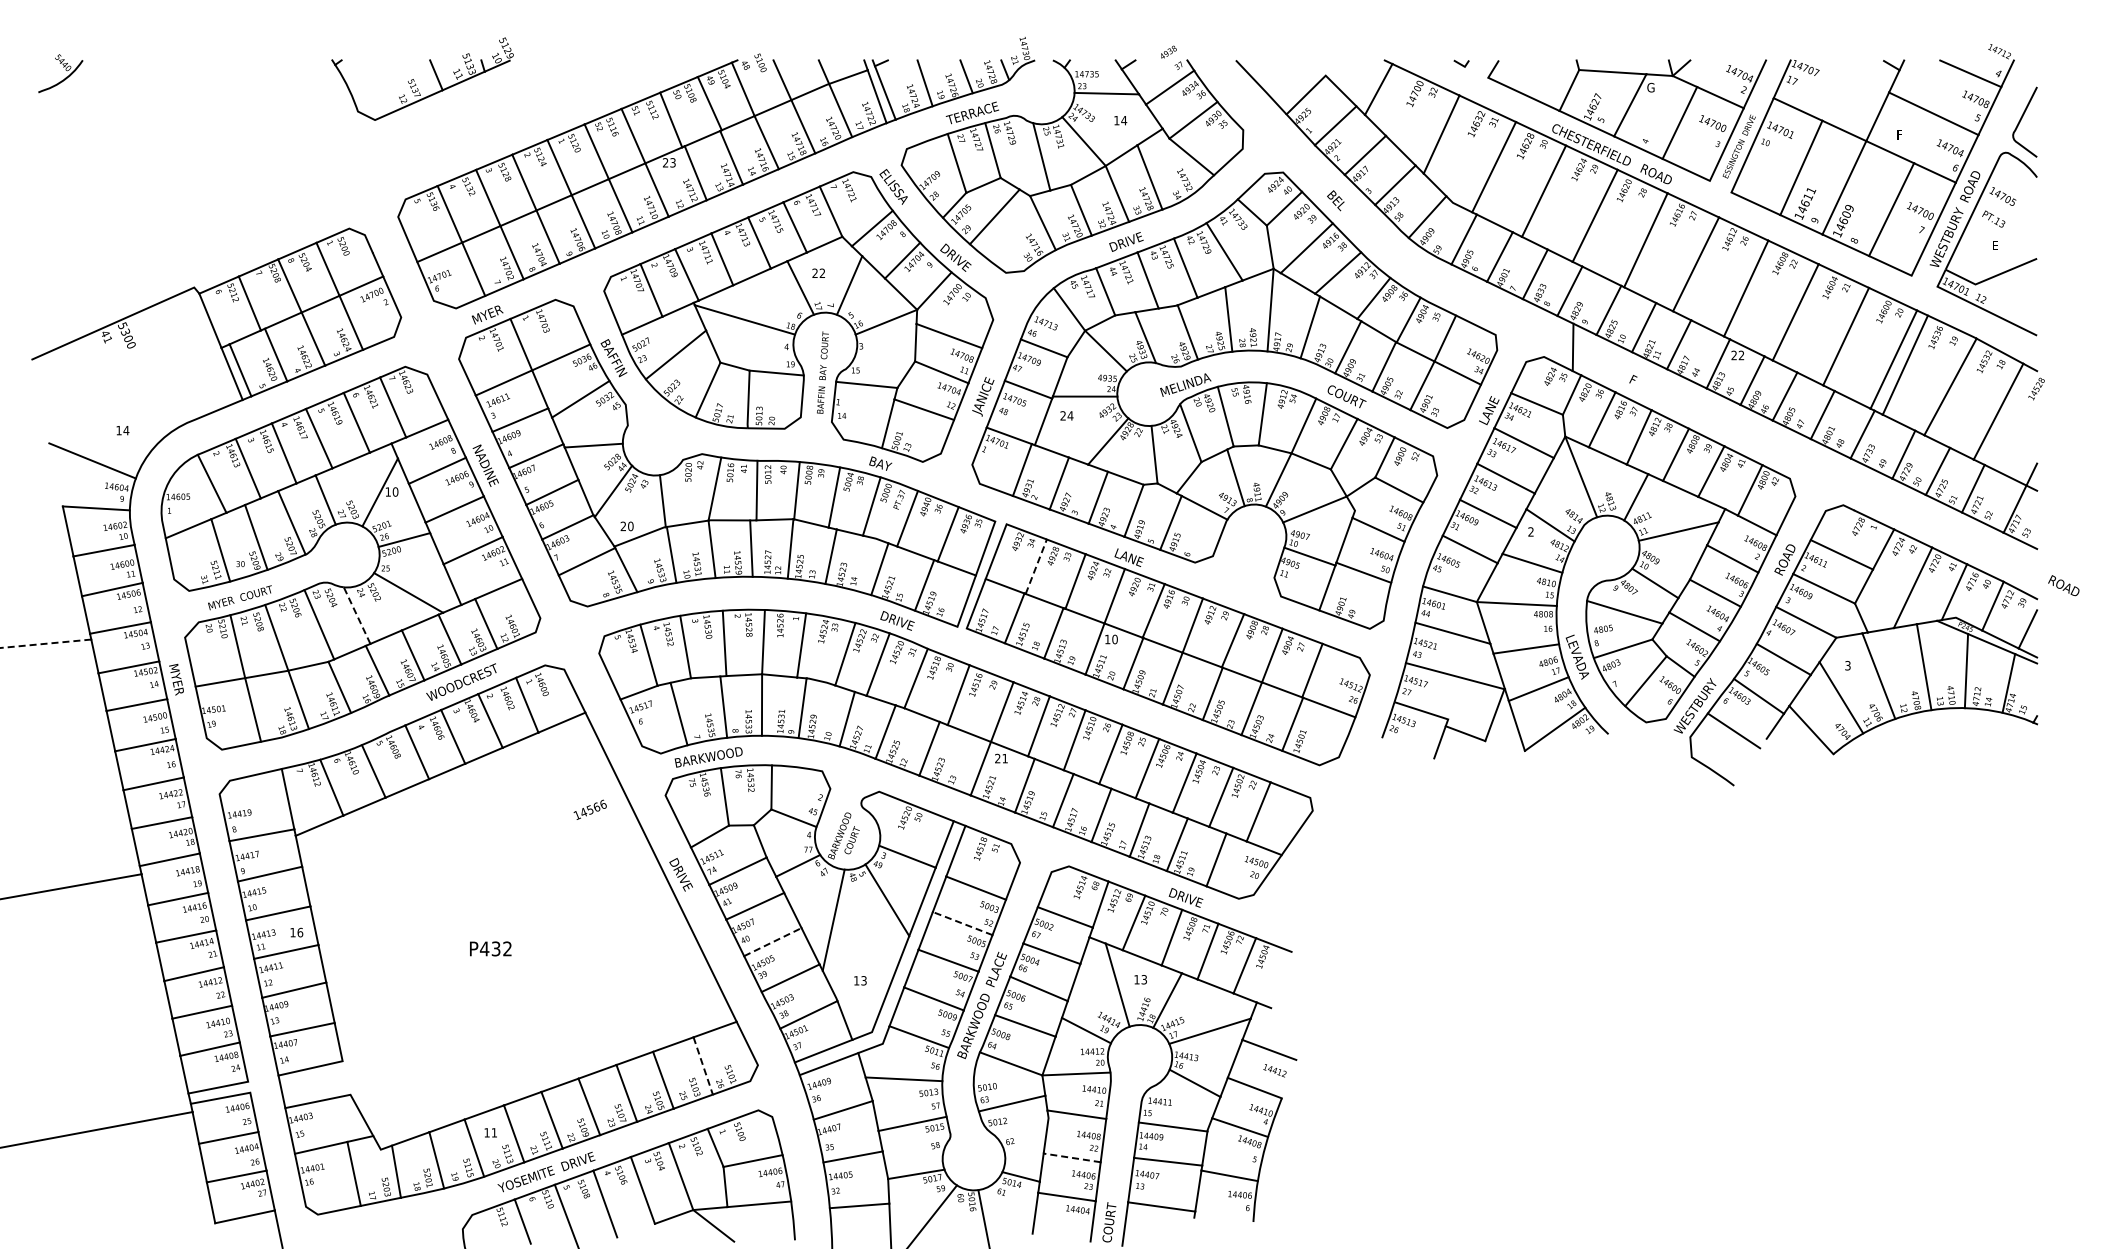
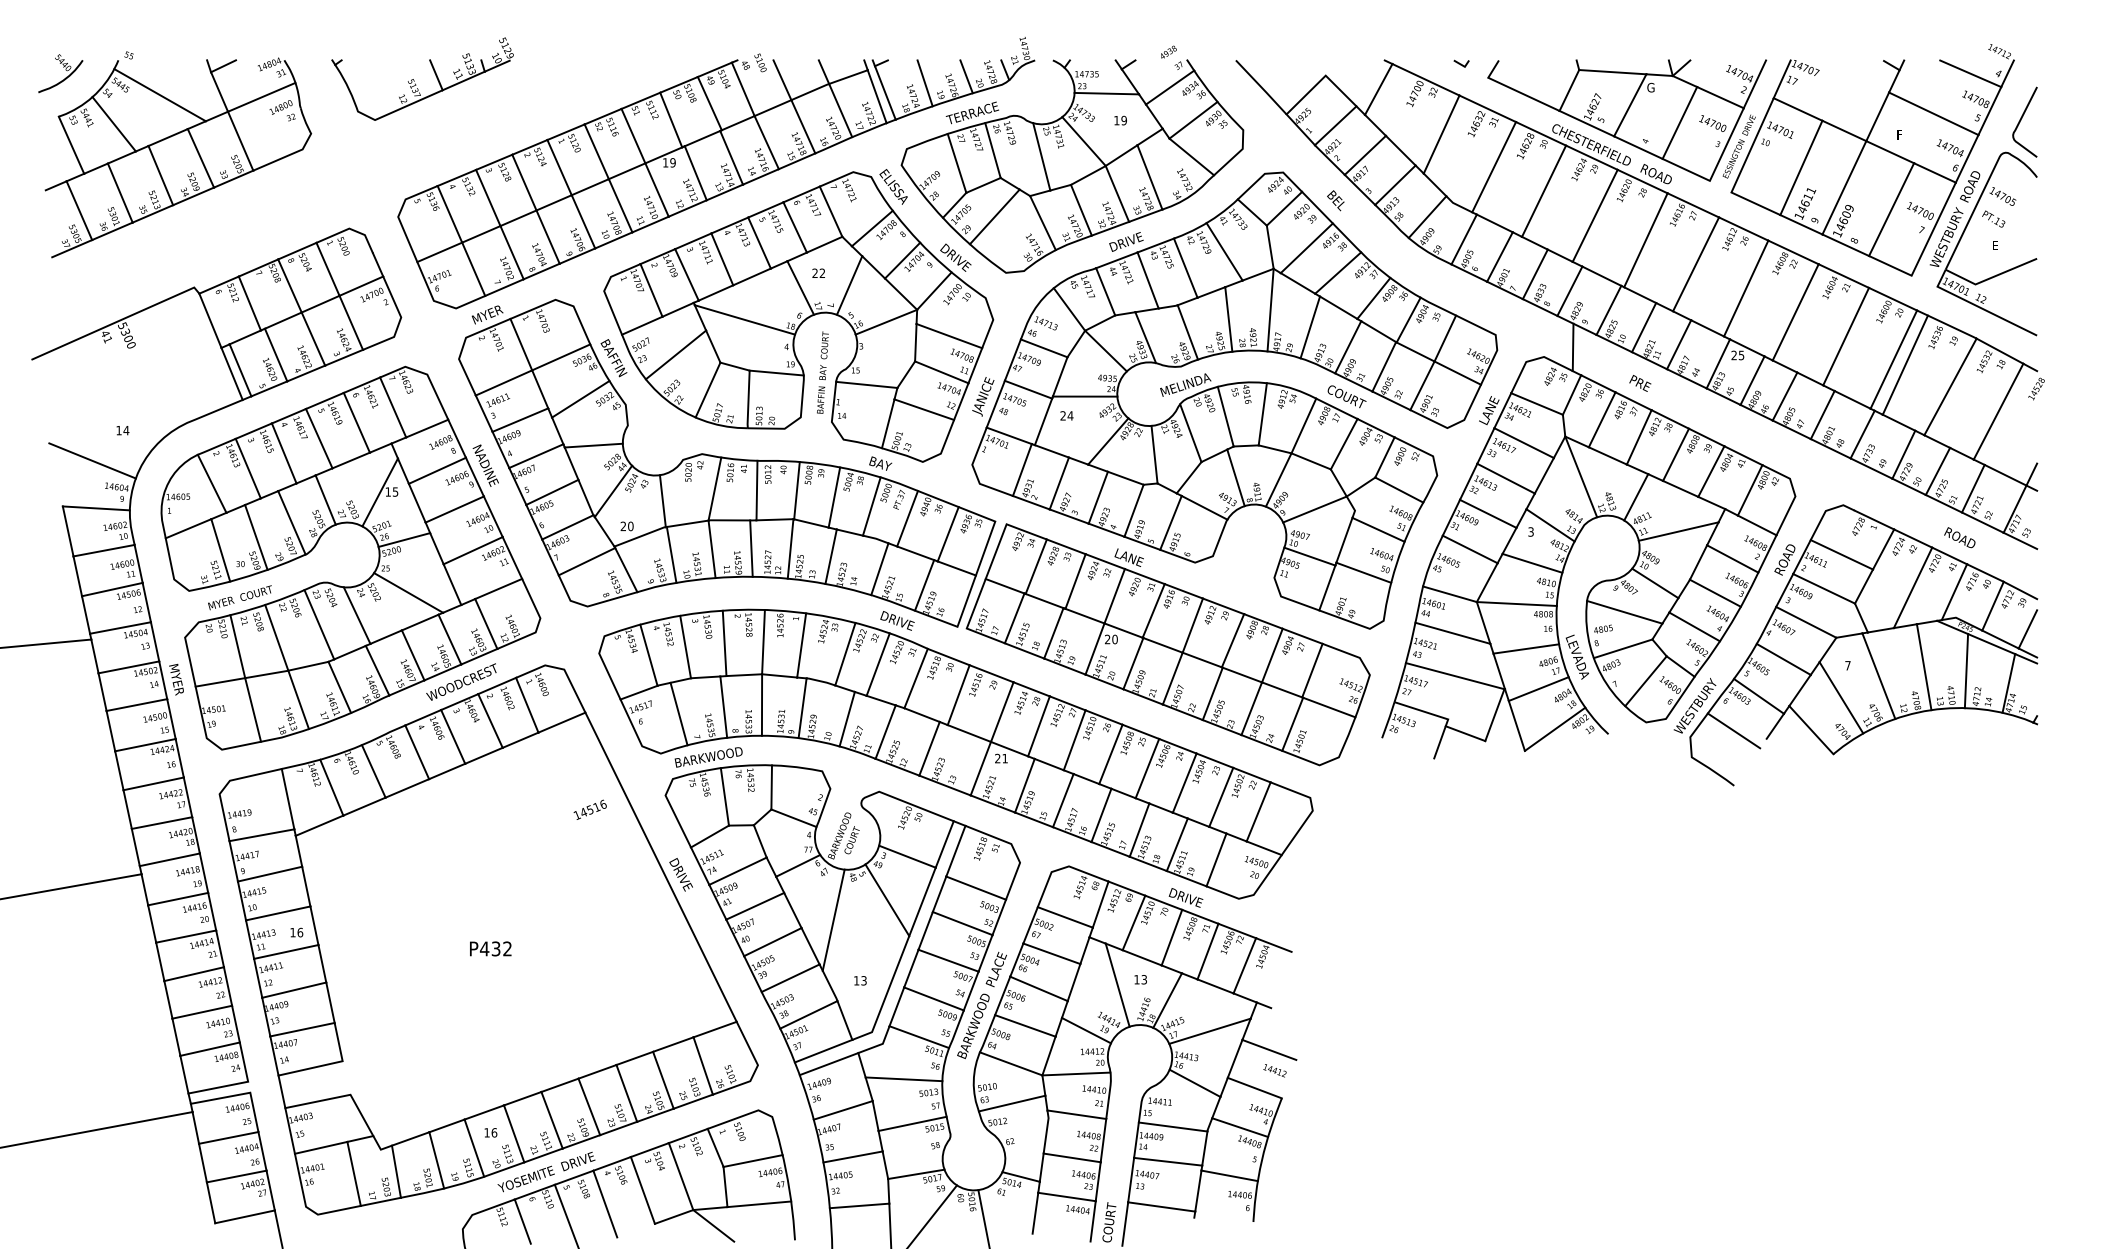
text: 14 -> 19 (1124, 120)
part: none -> present (178, 154)
text: 23 -> 19 (669, 162)
text: 22 -> 25 (1741, 355)
text: F -> PRE (1641, 383)
text: 10 -> 15 (395, 491)
text: 2 -> 3 (1530, 531)
line: dashed -> solid (1036, 566)
text position: (2063, 585) -> (1959, 537) (1959, 537)
line: dashed -> solid (356, 615)
text: 10 -> 20 (1107, 639)
line: dashed -> solid (45, 643)
text: 3 -> 7 (1847, 665)
text: 14566 -> 14516 (596, 806)
line: dashed -> solid (962, 923)
line: dashed -> solid (772, 942)
line: dashed -> solid (703, 1066)
text: 11 -> 16 (494, 1132)
line: dashed -> solid (1072, 1157)
